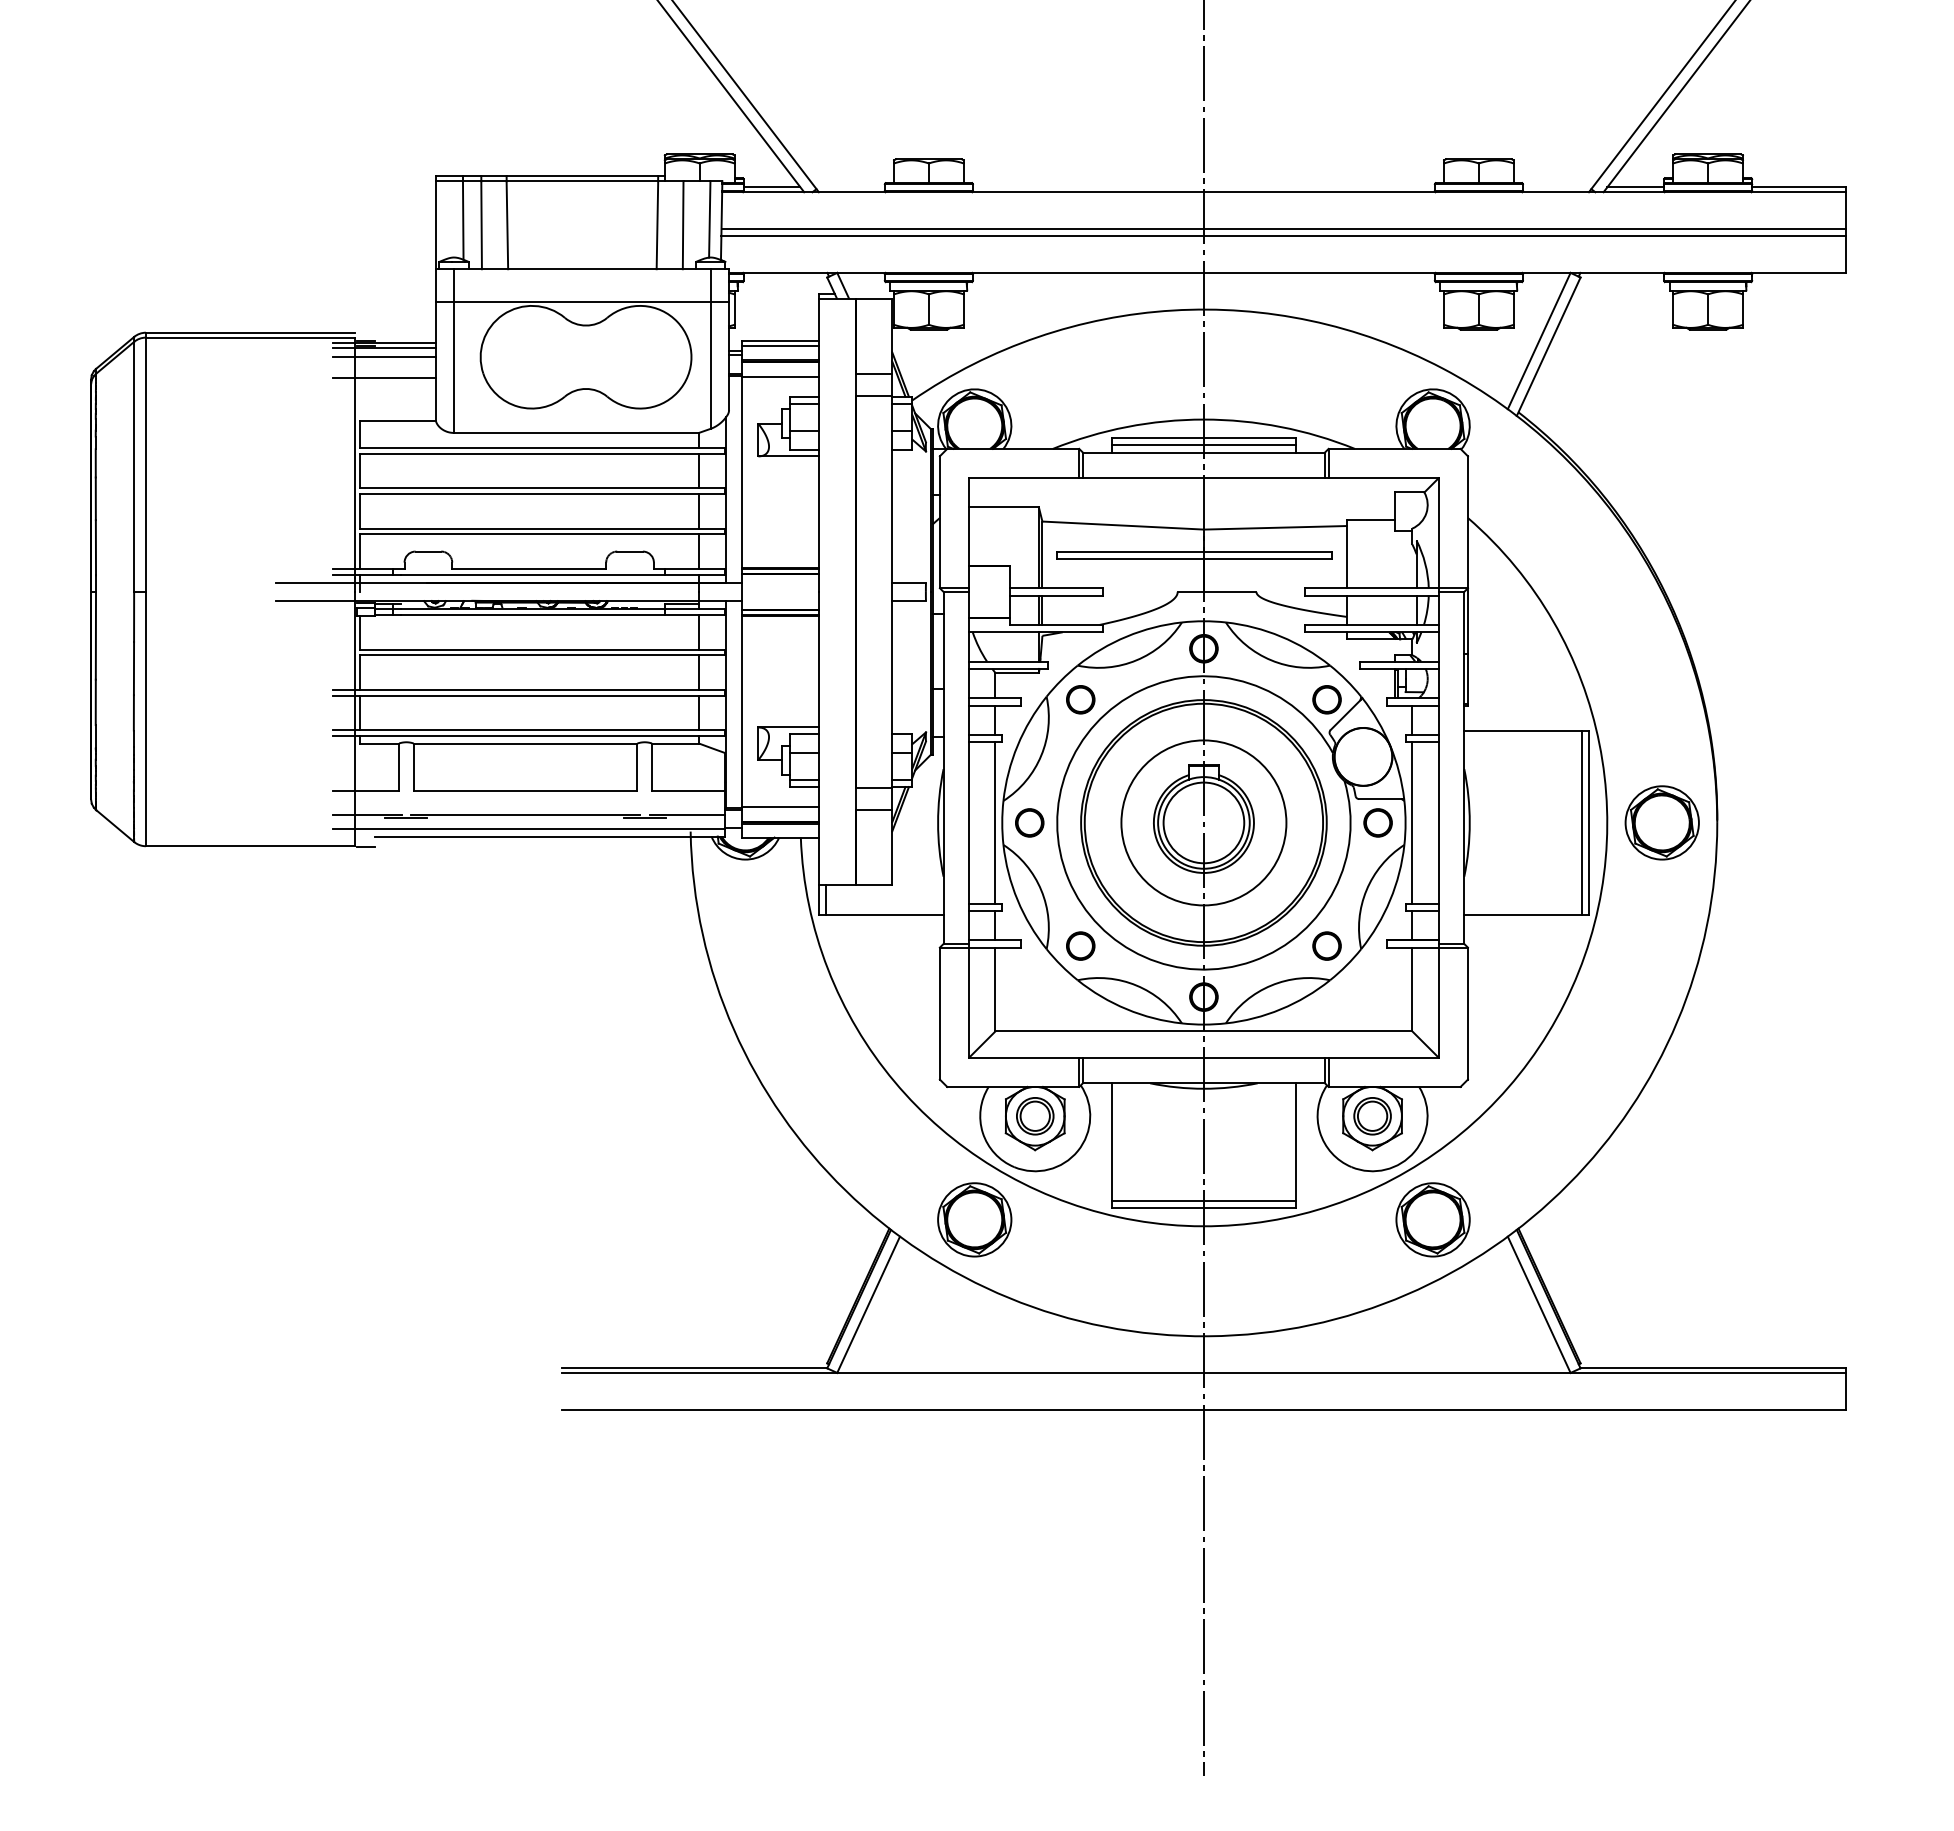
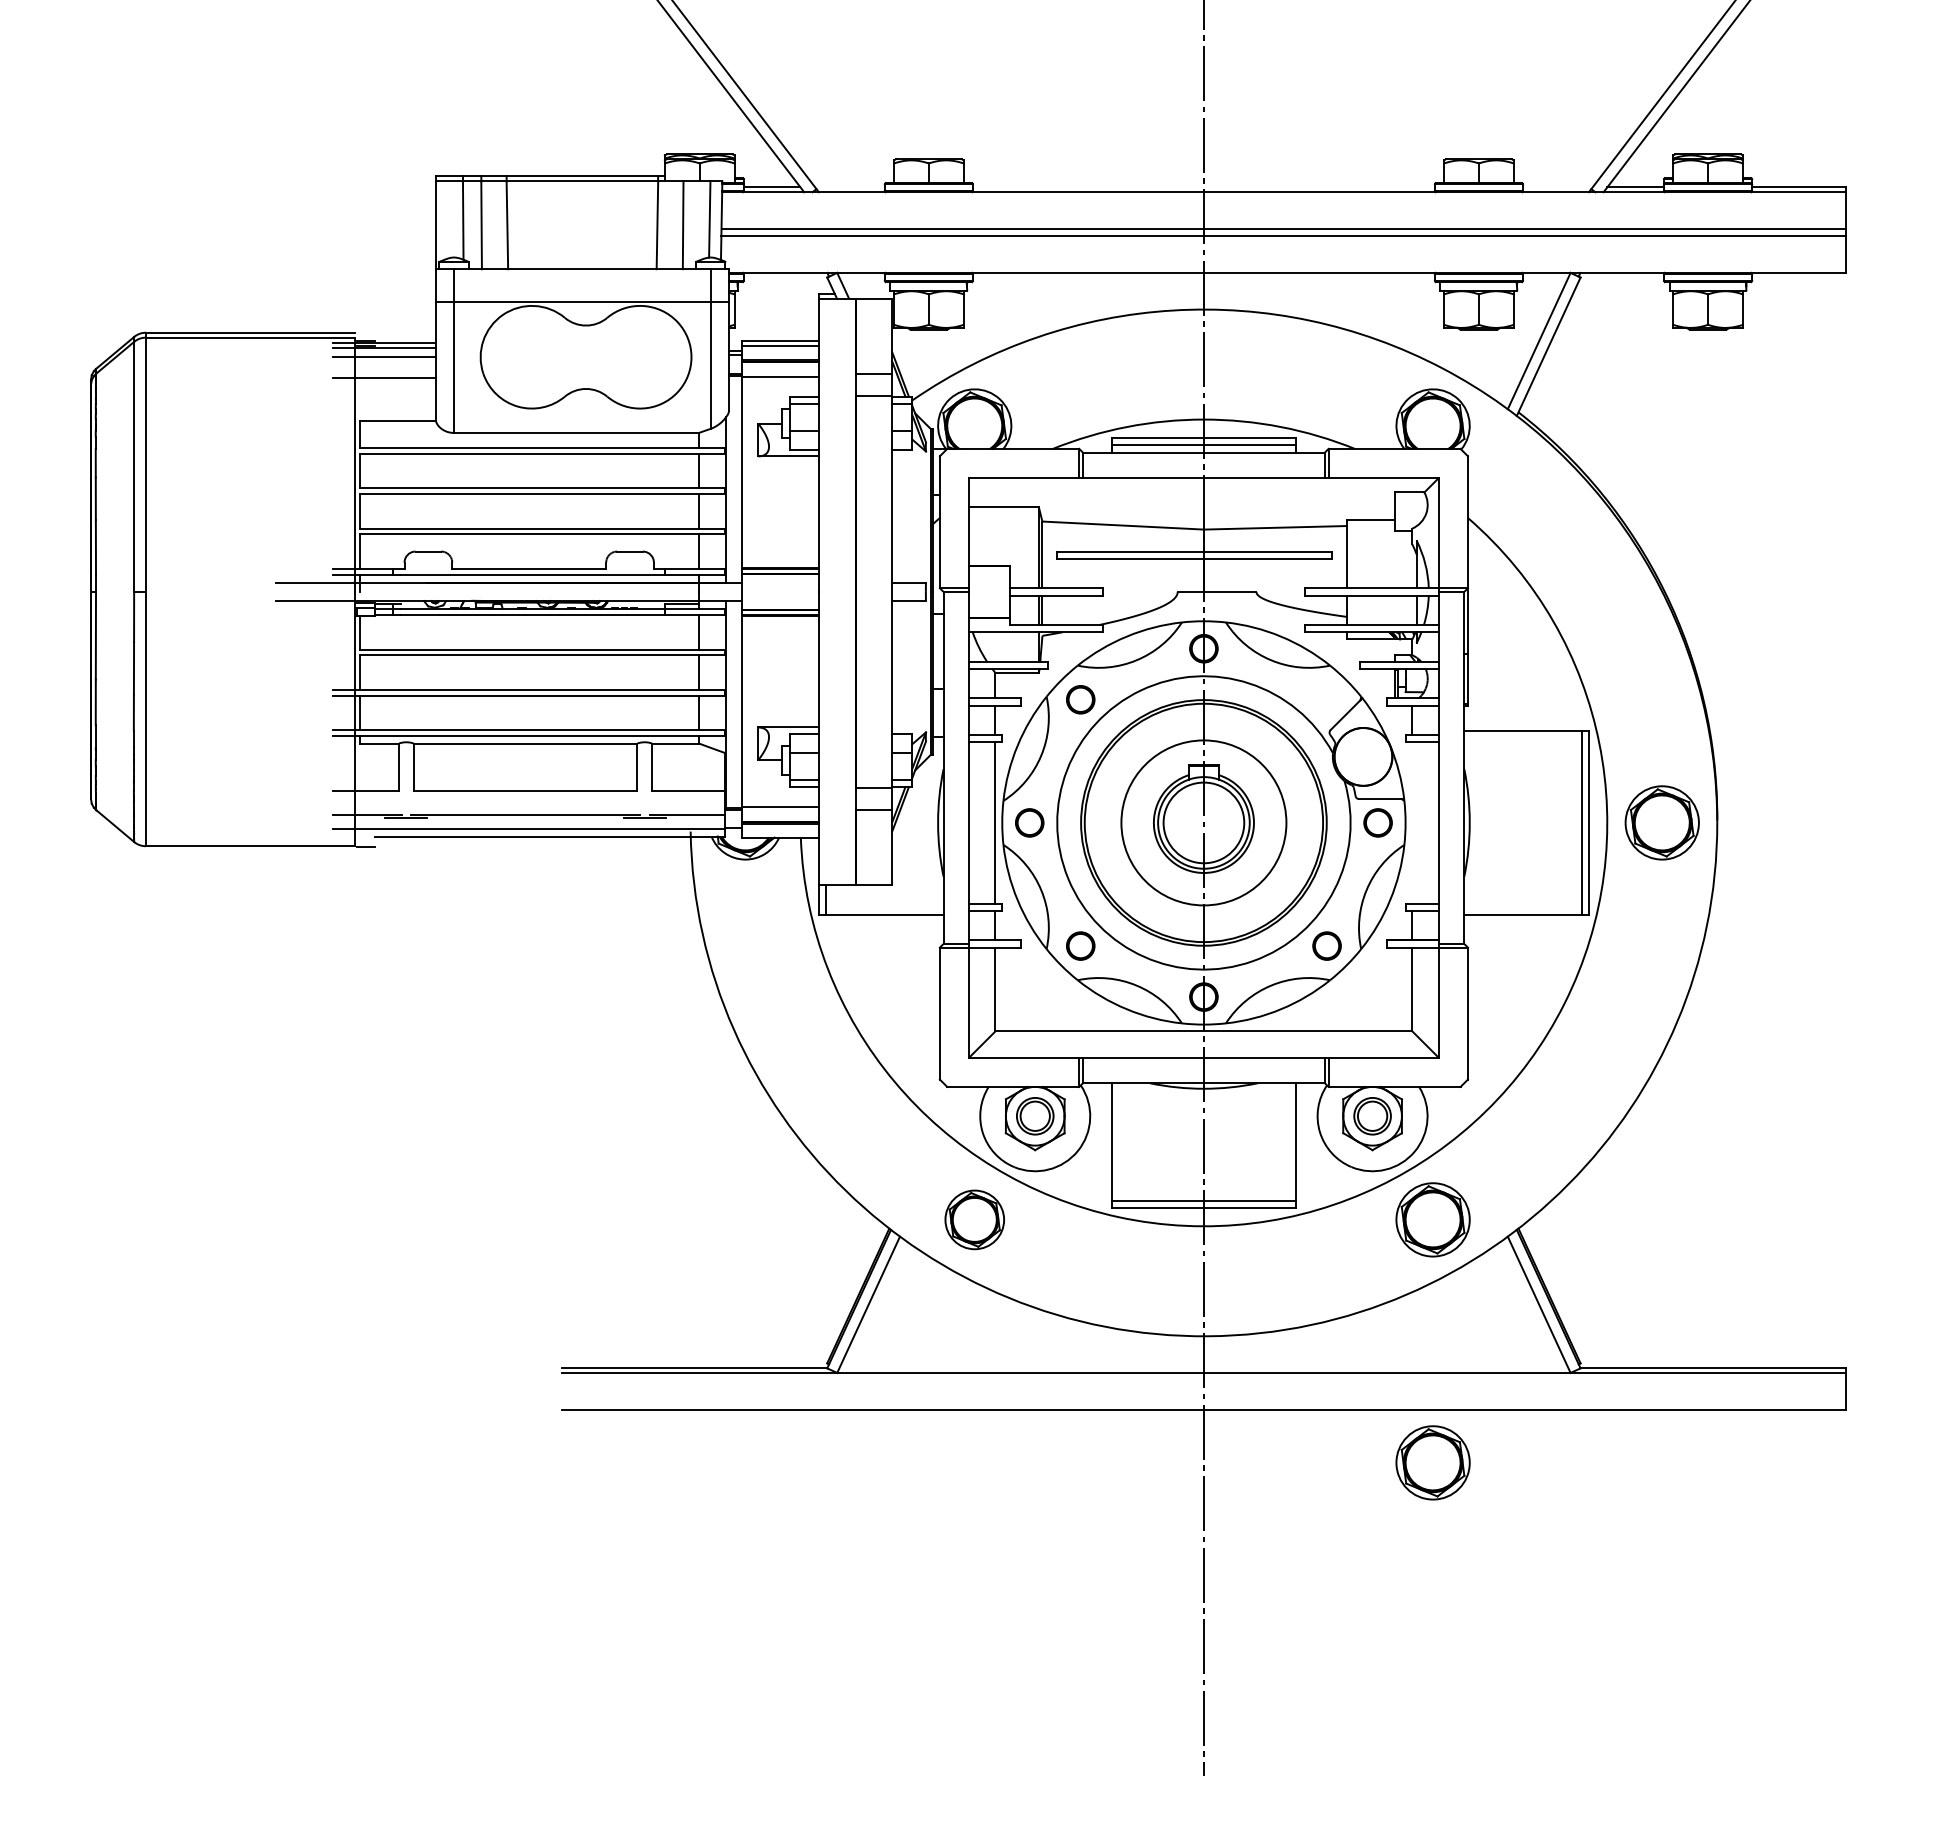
part: present -> none (1326, 699)
line: present -> none (1412, 822)
part size: 76x76 px -> 61x62 px (974, 1219)
part: none -> present (1432, 1462)
